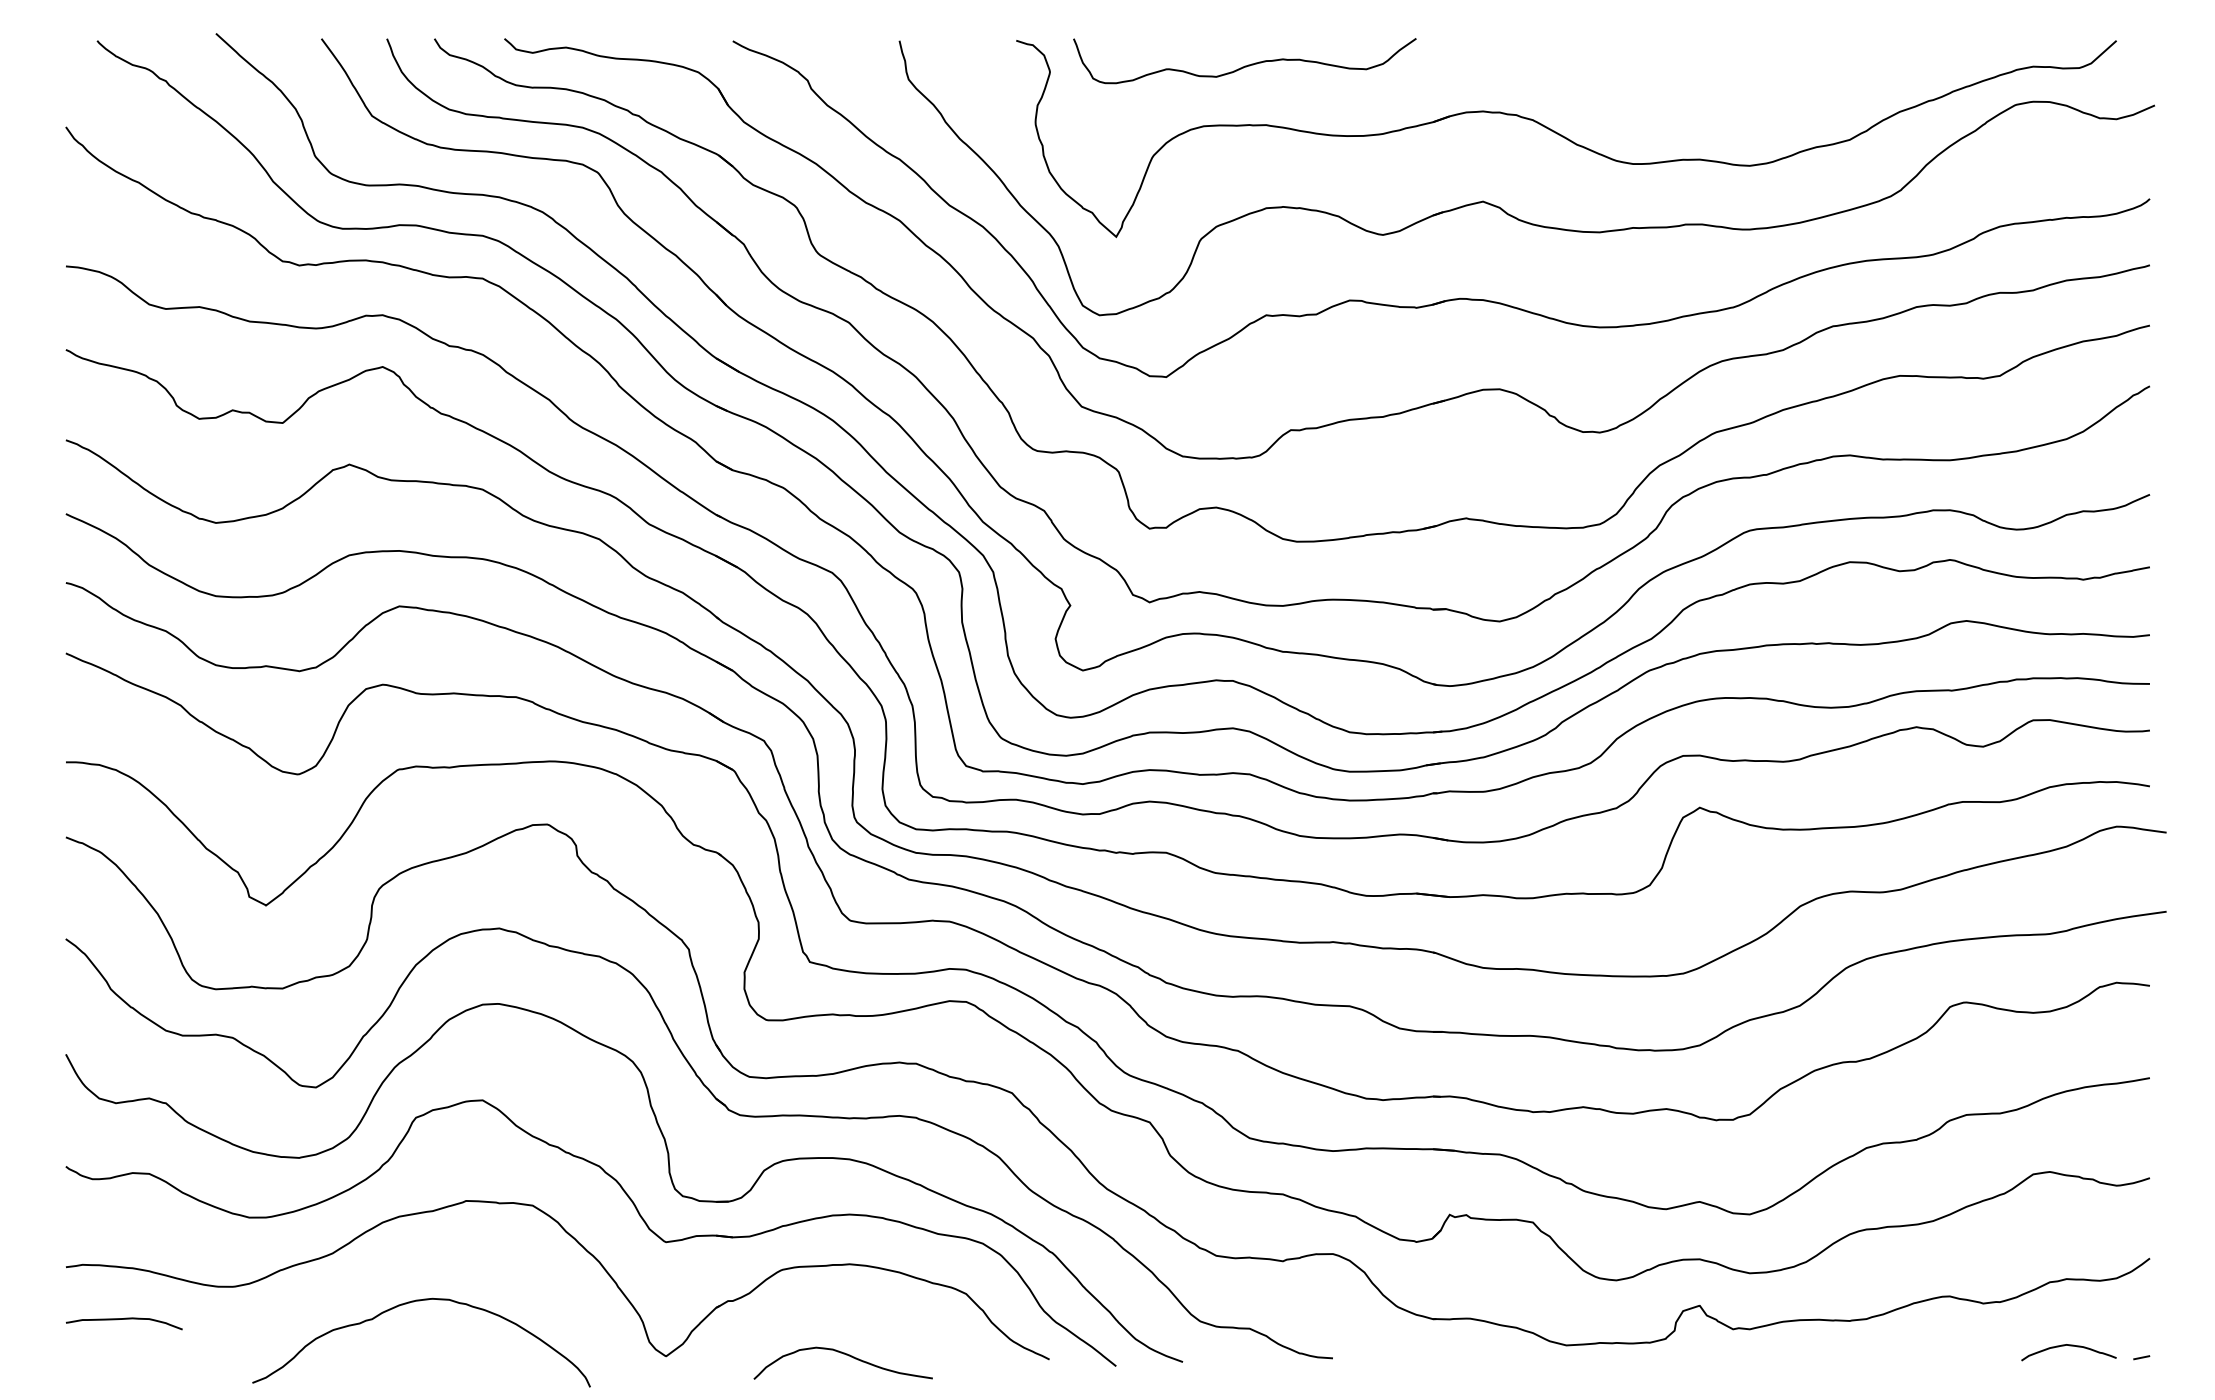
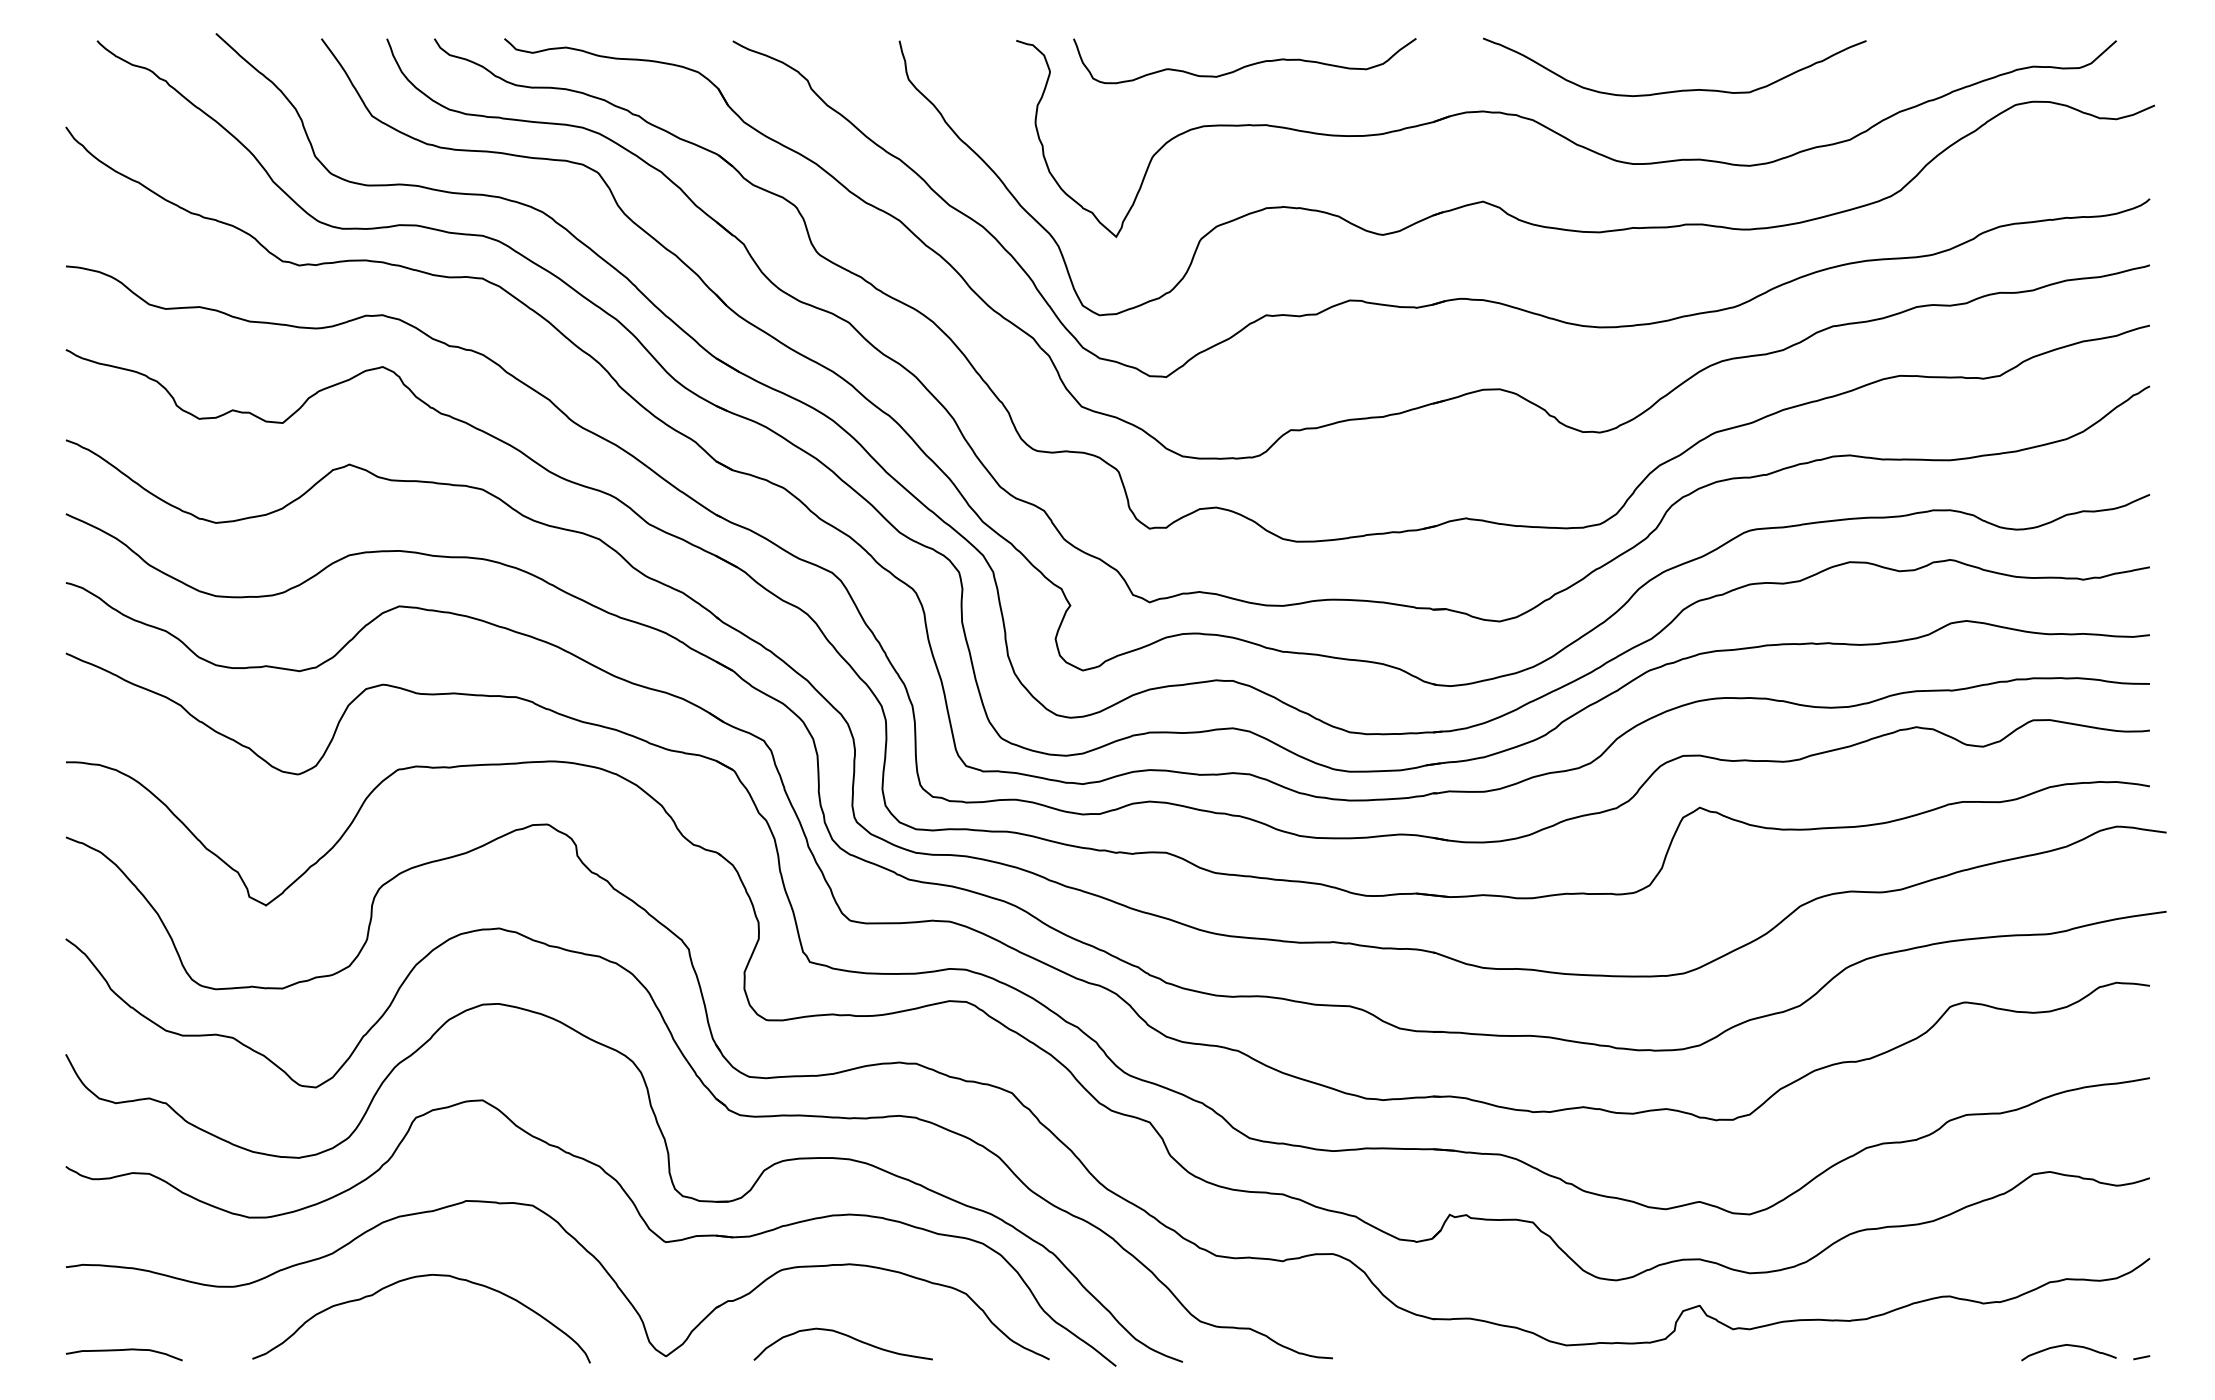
curve: none -> present (1674, 90)
curve position: (413, 1302) -> (413, 1278) (413, 1278)
curve position: (124, 1319) -> (124, 1350) (124, 1350)
curve position: (843, 1354) -> (843, 1335) (843, 1335)
